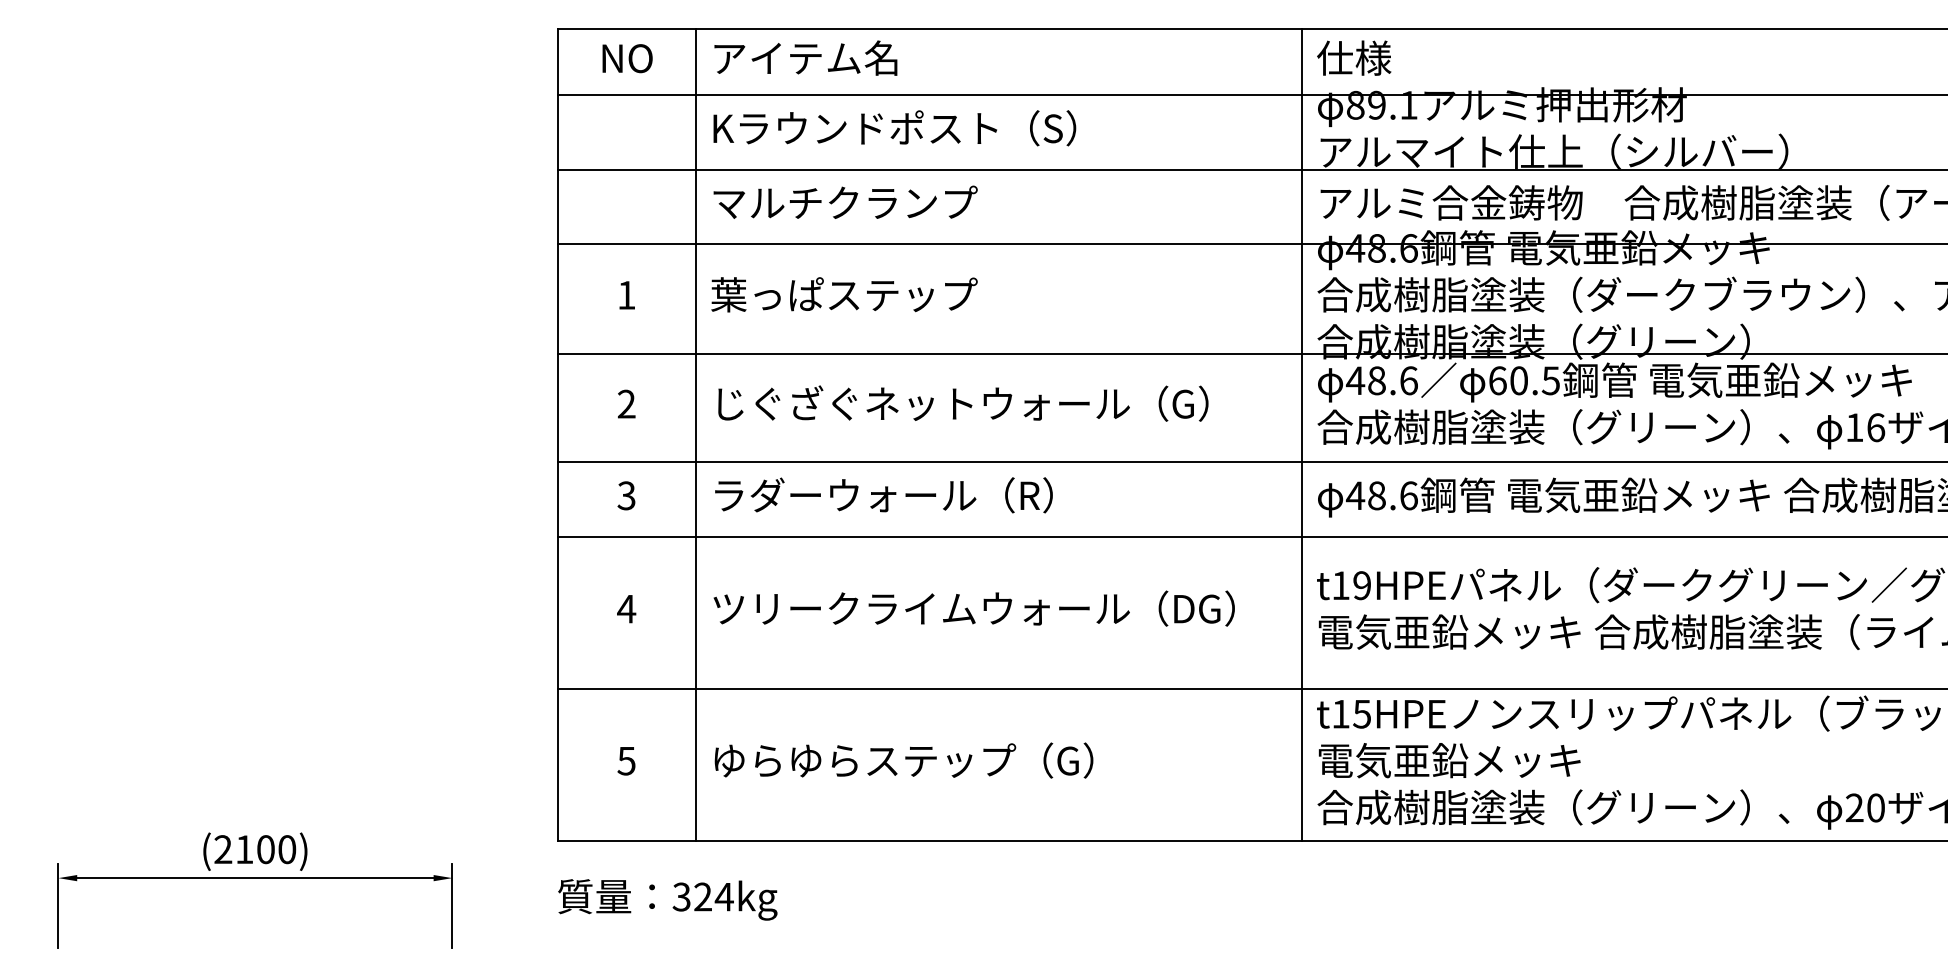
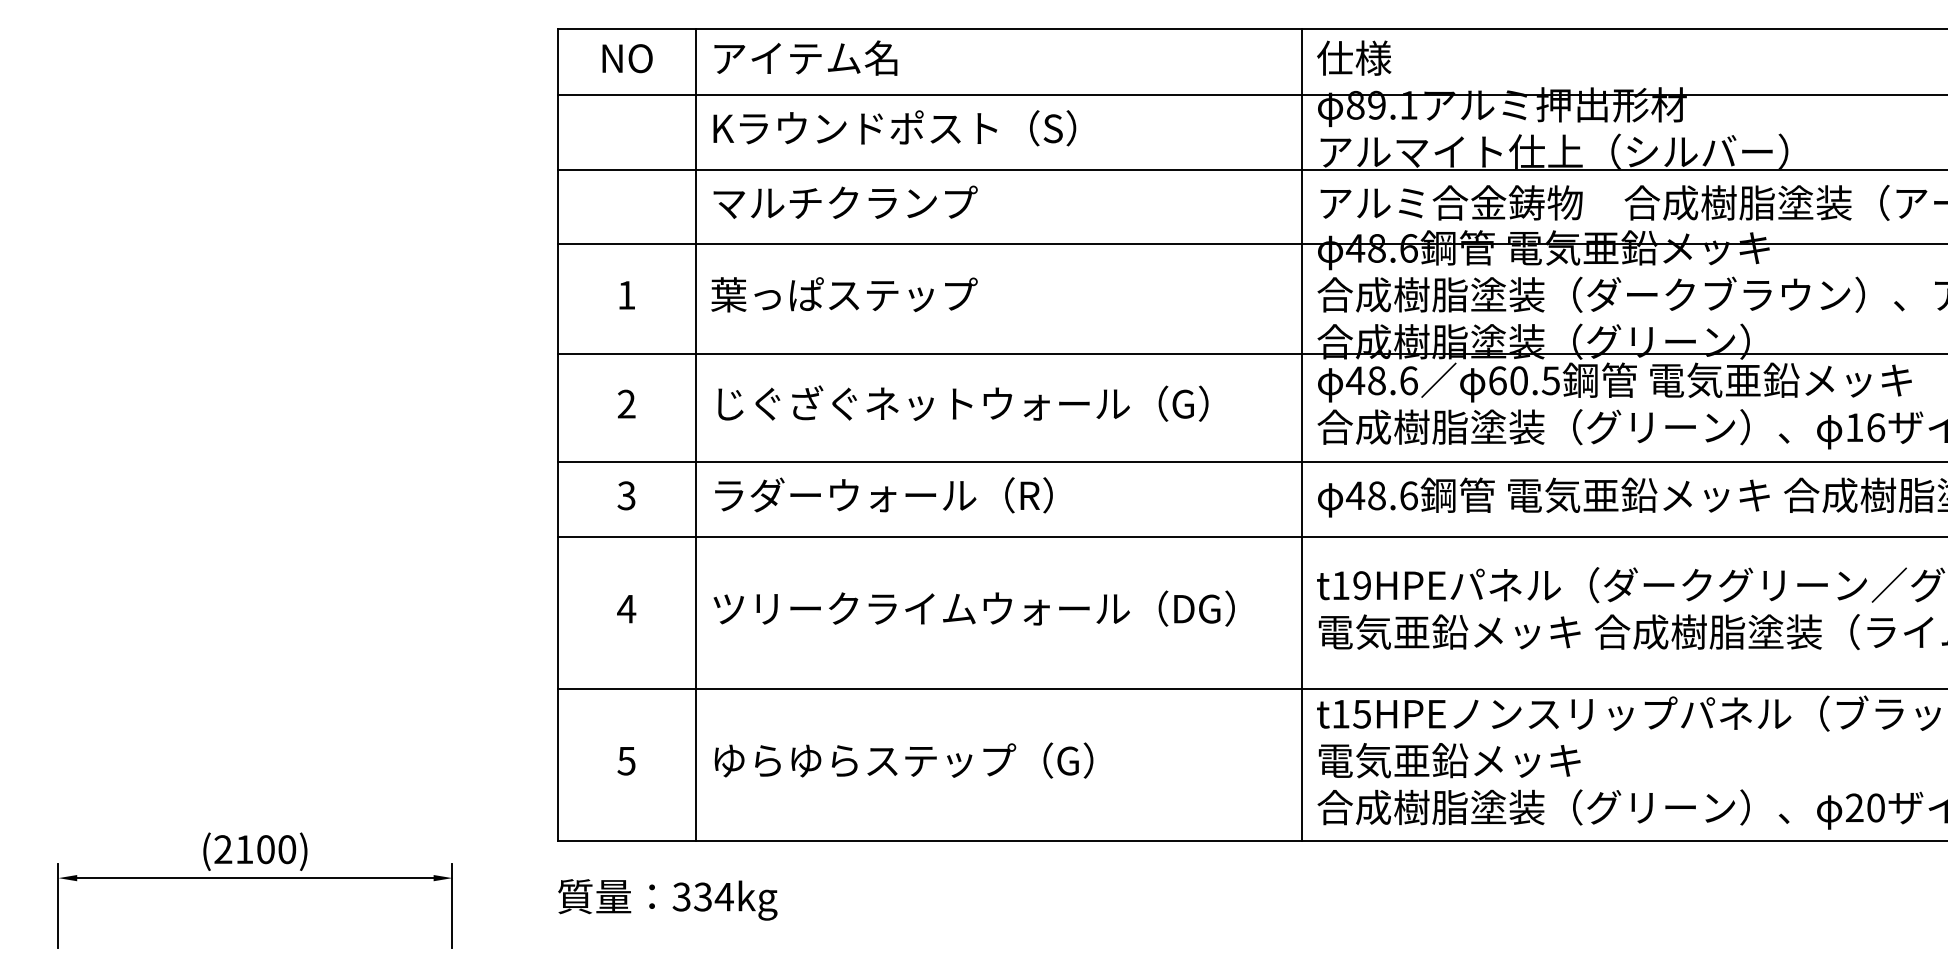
text: 324kg -> 334kg (702, 897)
